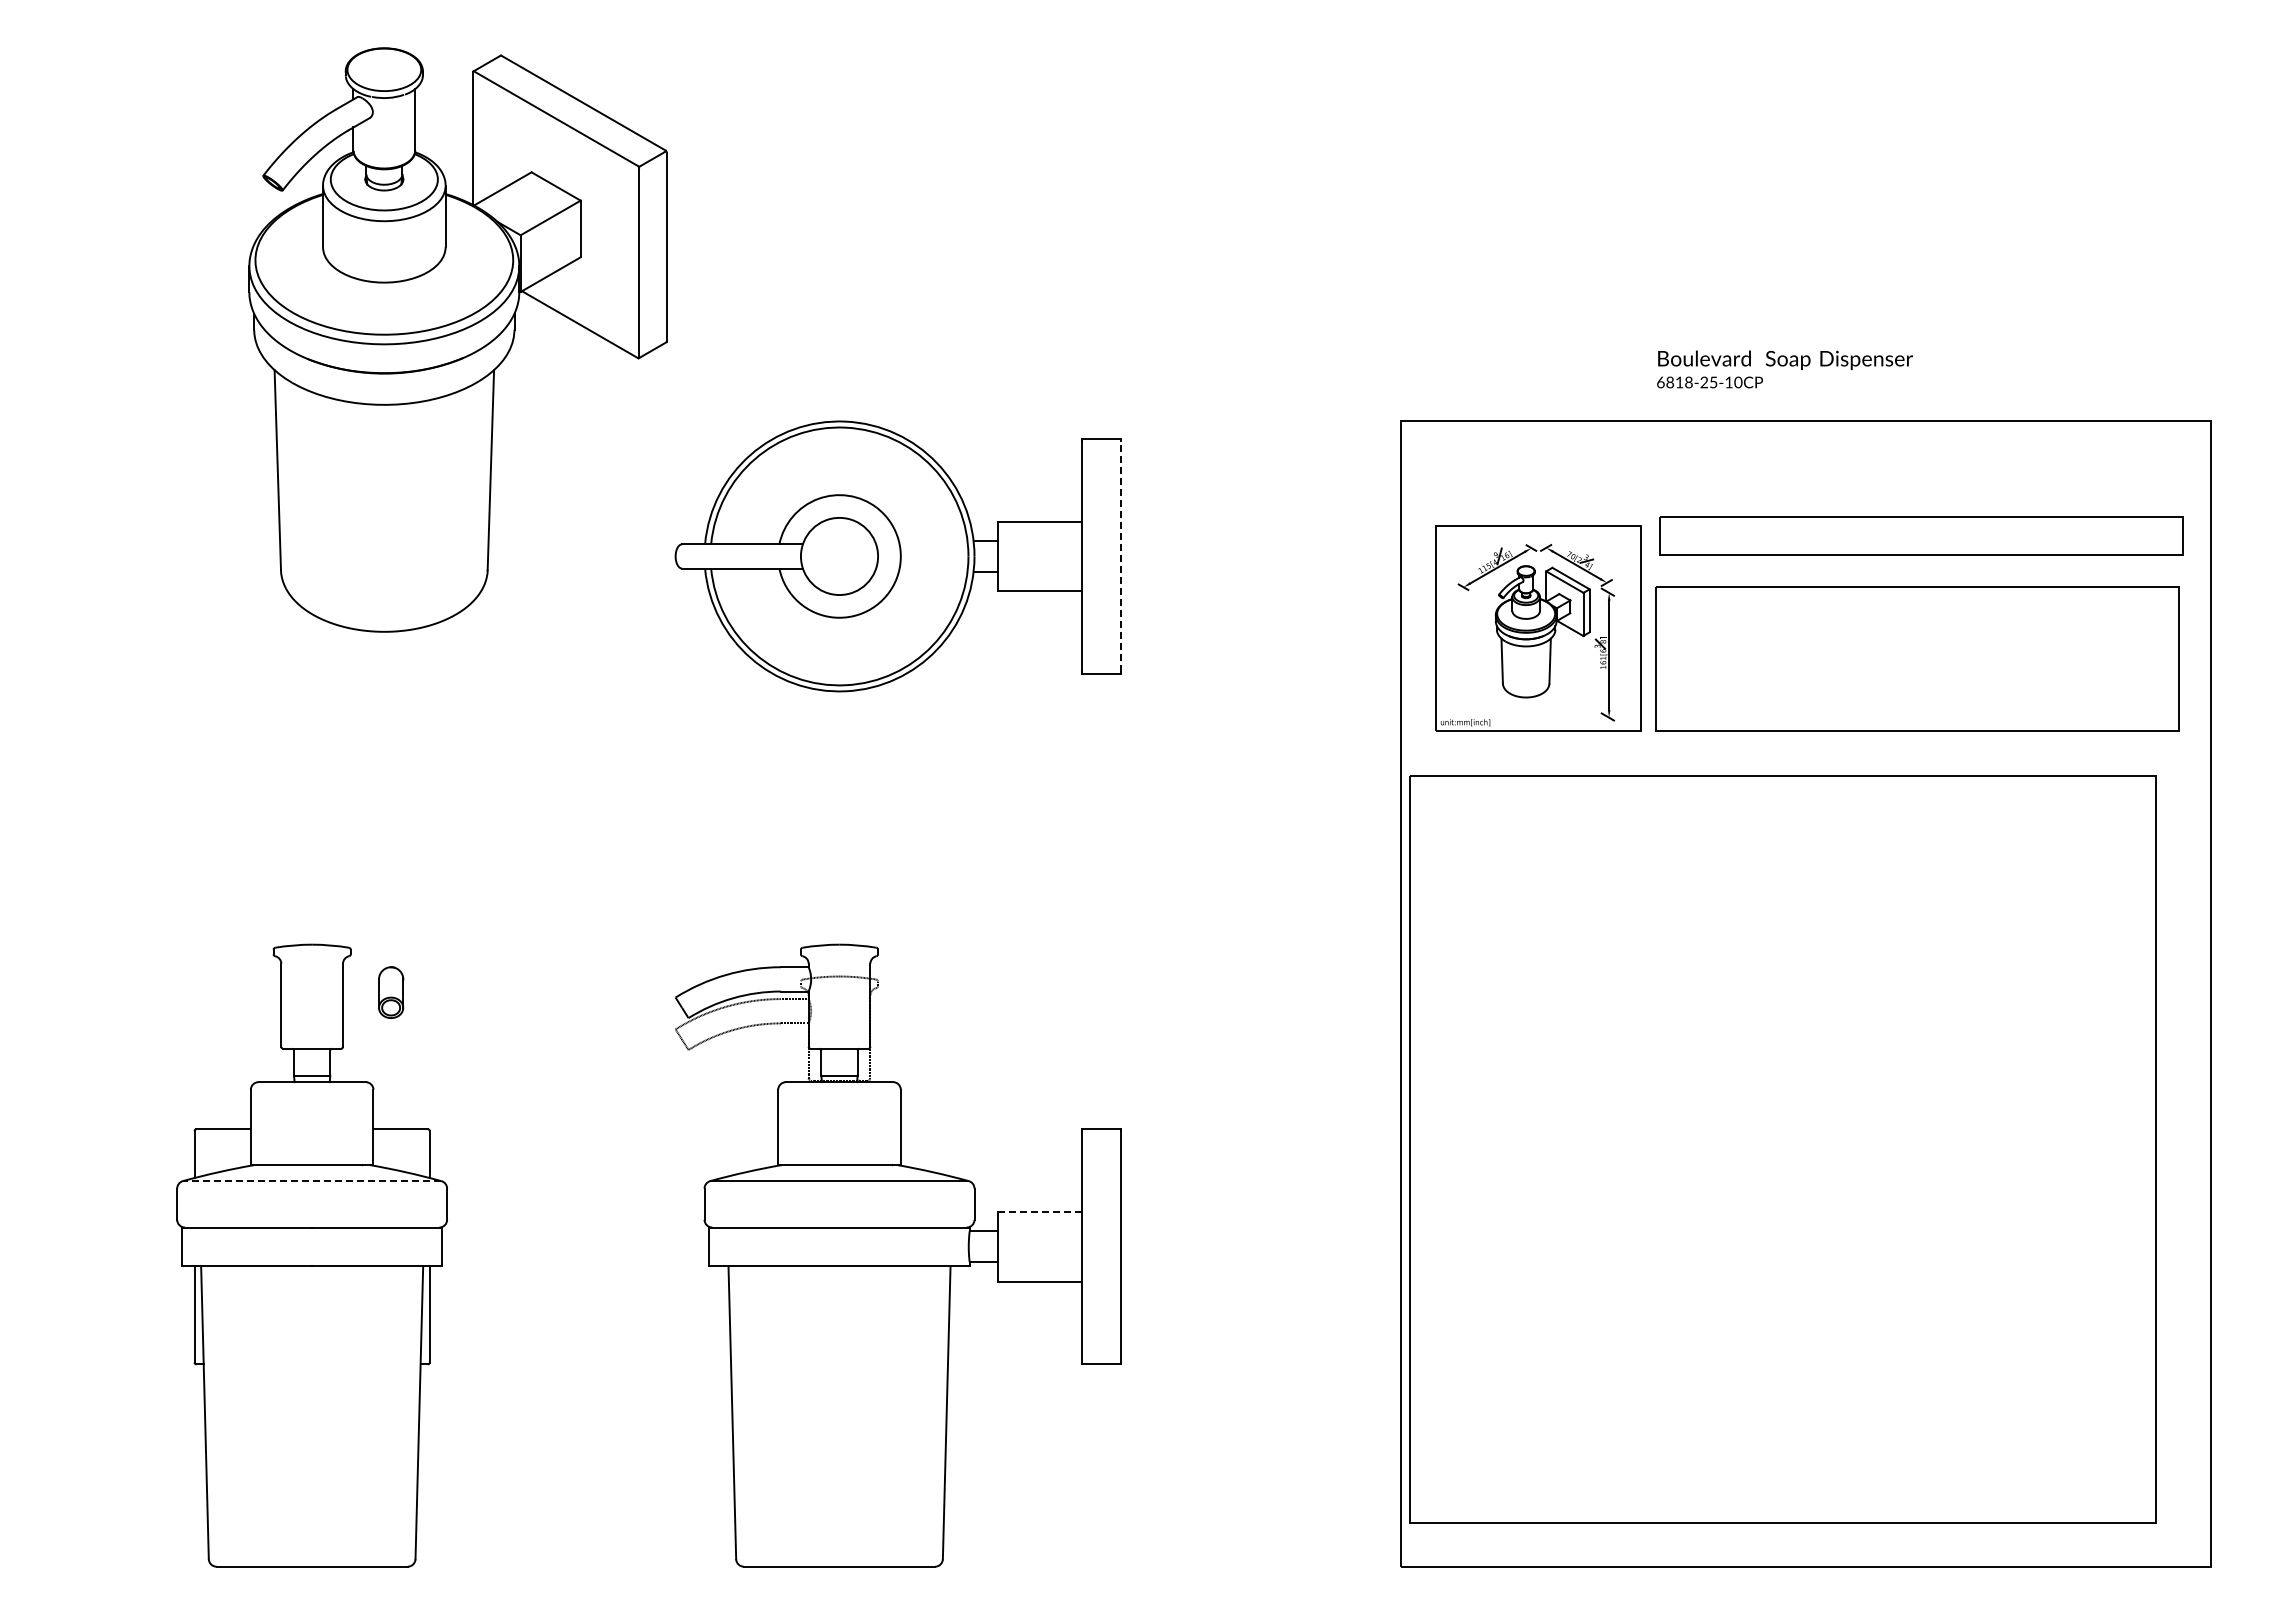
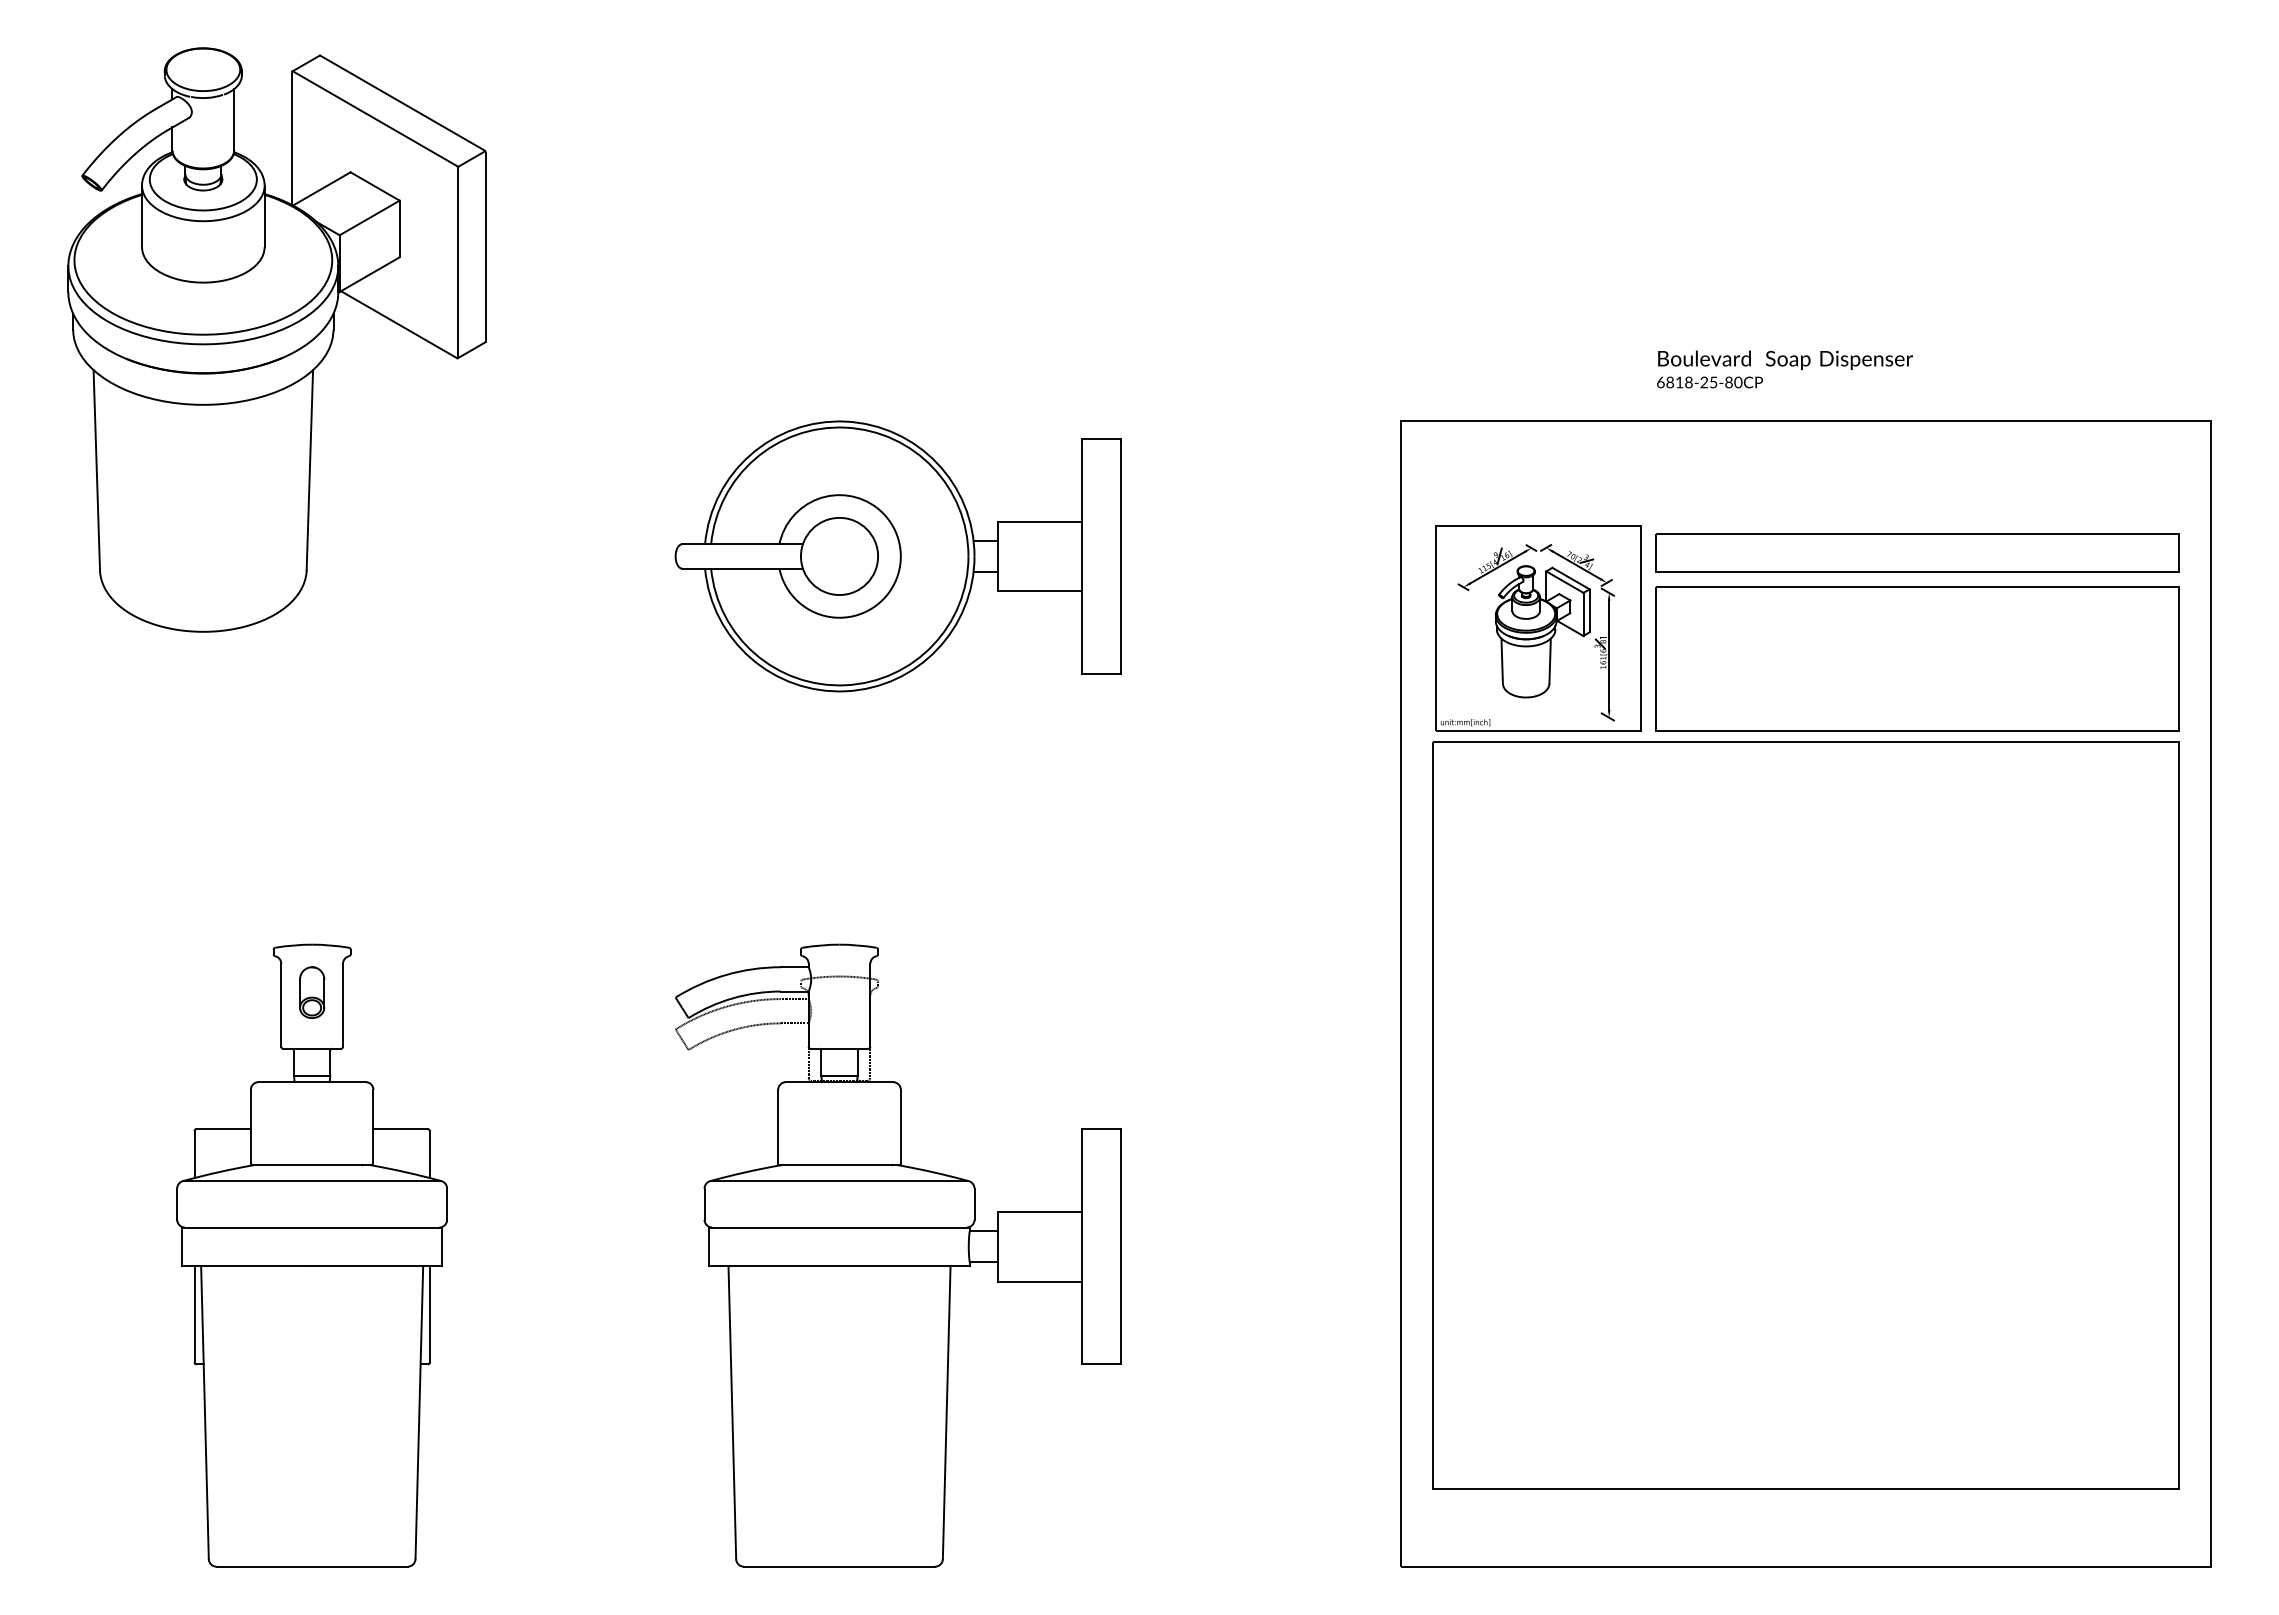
part position: (457, 339) -> (276, 339) (276, 339)
text: 6818-25-10CP -> 6818-25-80CP (1728, 382)
part position: (1921, 535) -> (1917, 552) (1917, 552)
line: dashed -> solid (1121, 556)
part position: (391, 992) -> (312, 992) (312, 992)
part position: (1782, 1149) -> (1805, 1115) (1805, 1115)
line: dashed -> solid (312, 1181)
line: dashed -> solid (1039, 1212)
